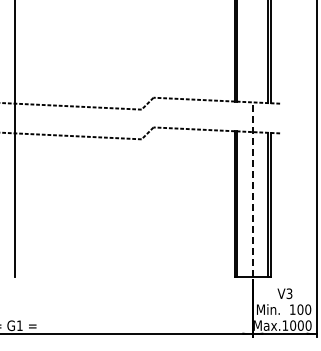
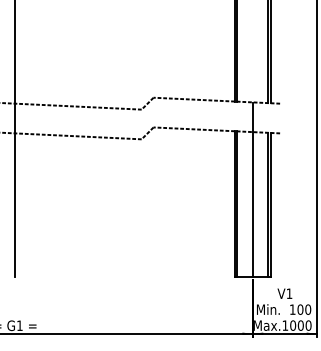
line: dashed -> solid (252, 190)
text: V3 -> V1 (289, 293)
